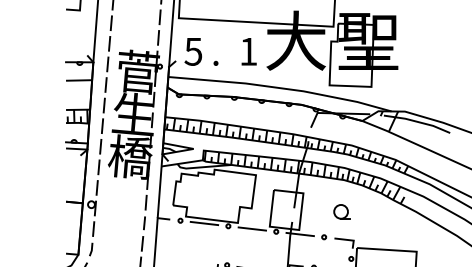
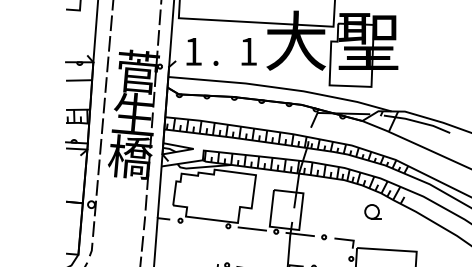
text: 5 -> 1 (193, 51)
part position: (341, 211) -> (372, 211) (372, 211)
line: present -> none (204, 223)
